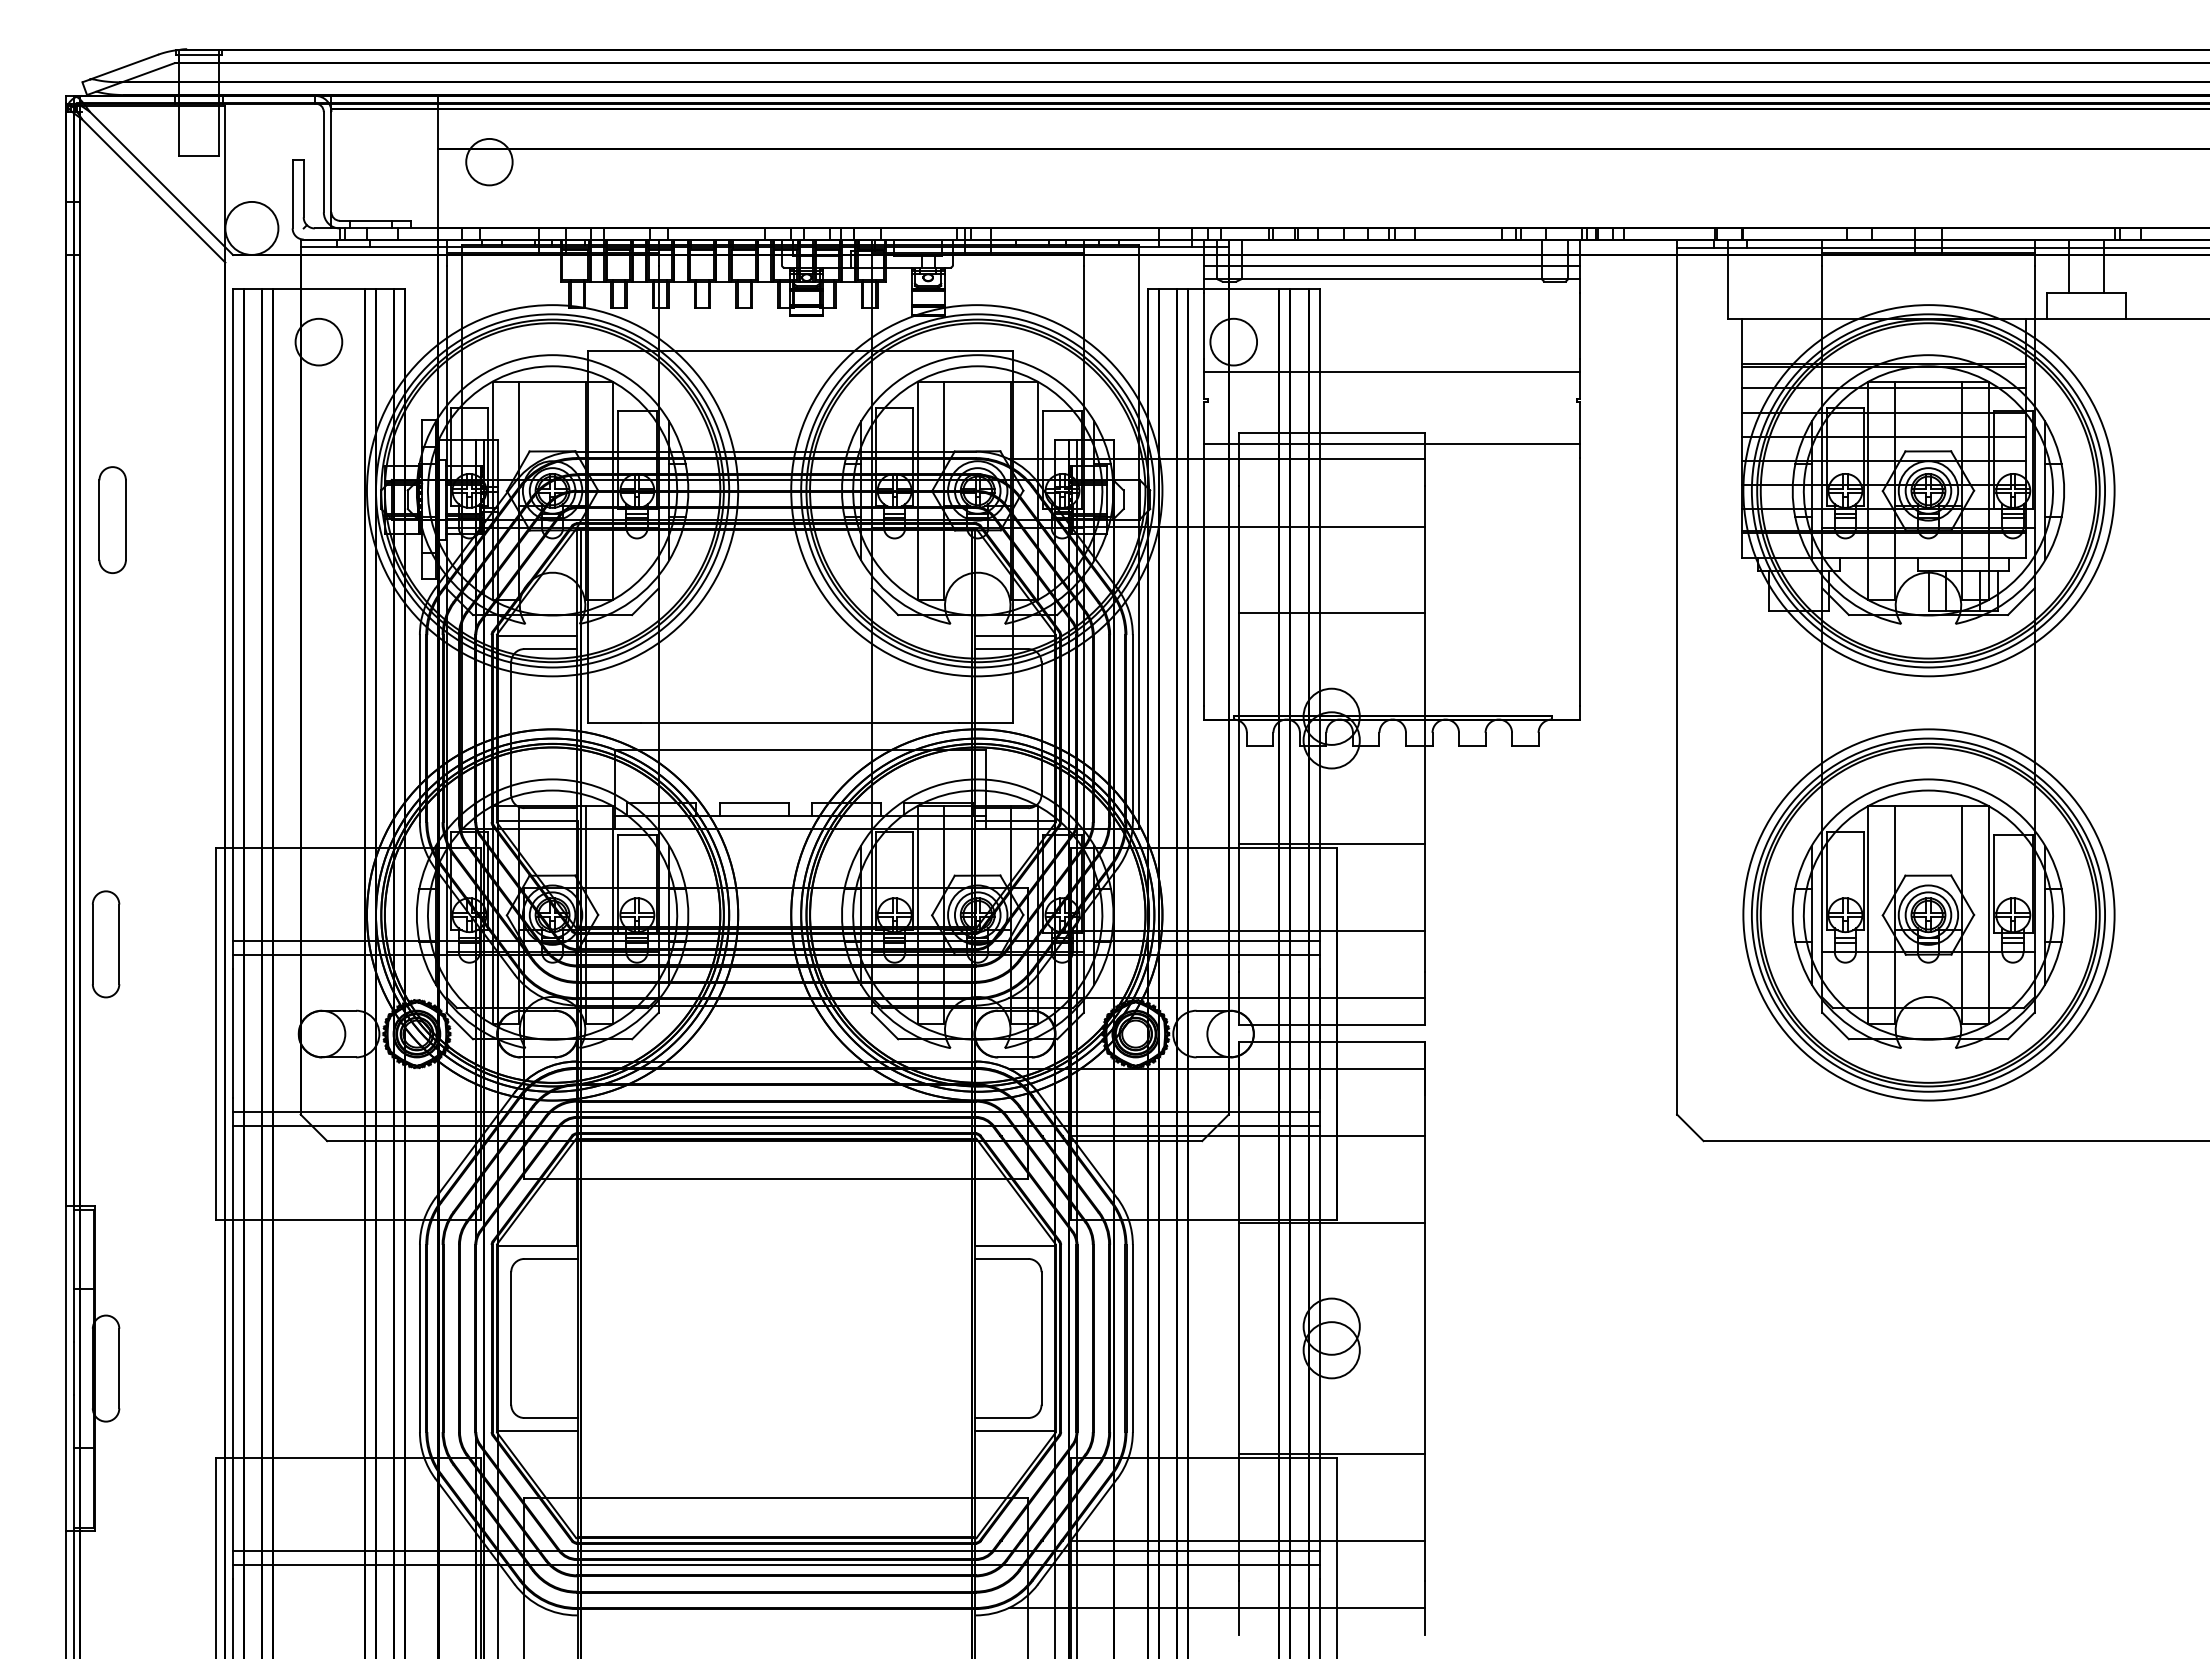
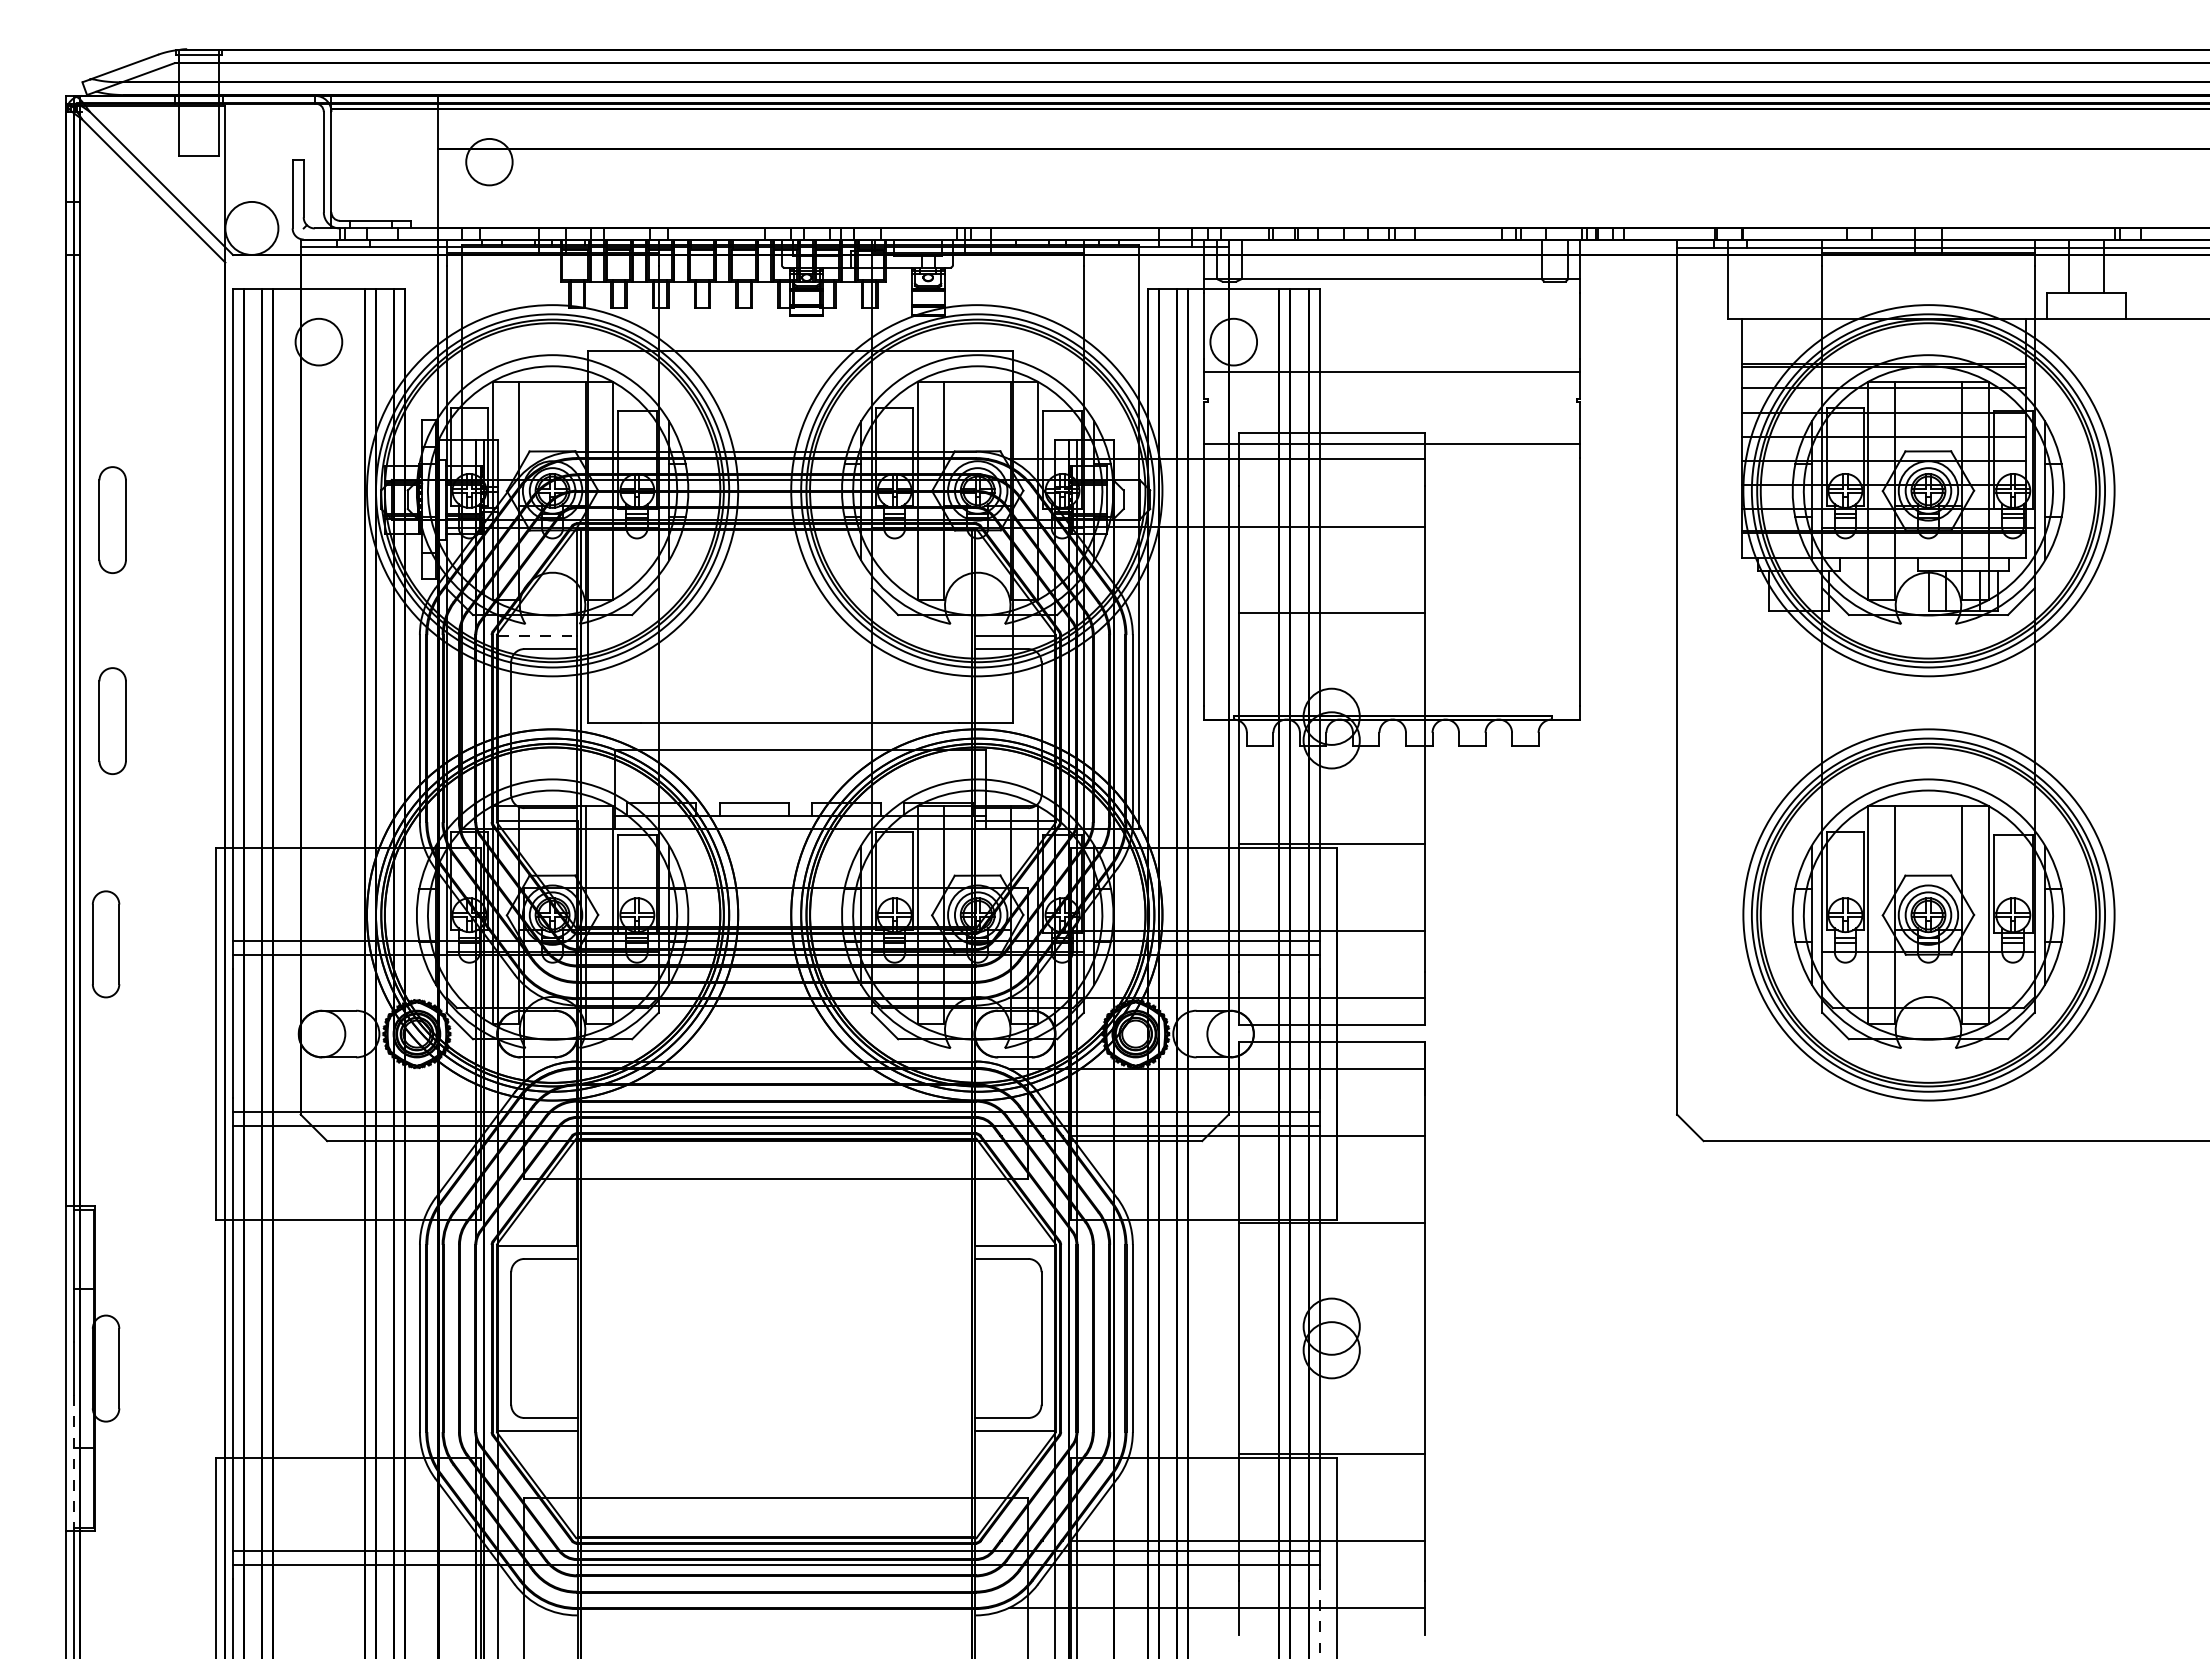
line: present -> none (1391, 266)
line: solid -> dashed (537, 635)
part: none -> present (112, 720)
line: solid -> dashed (73, 1461)
line: solid -> dashed (1319, 1618)
